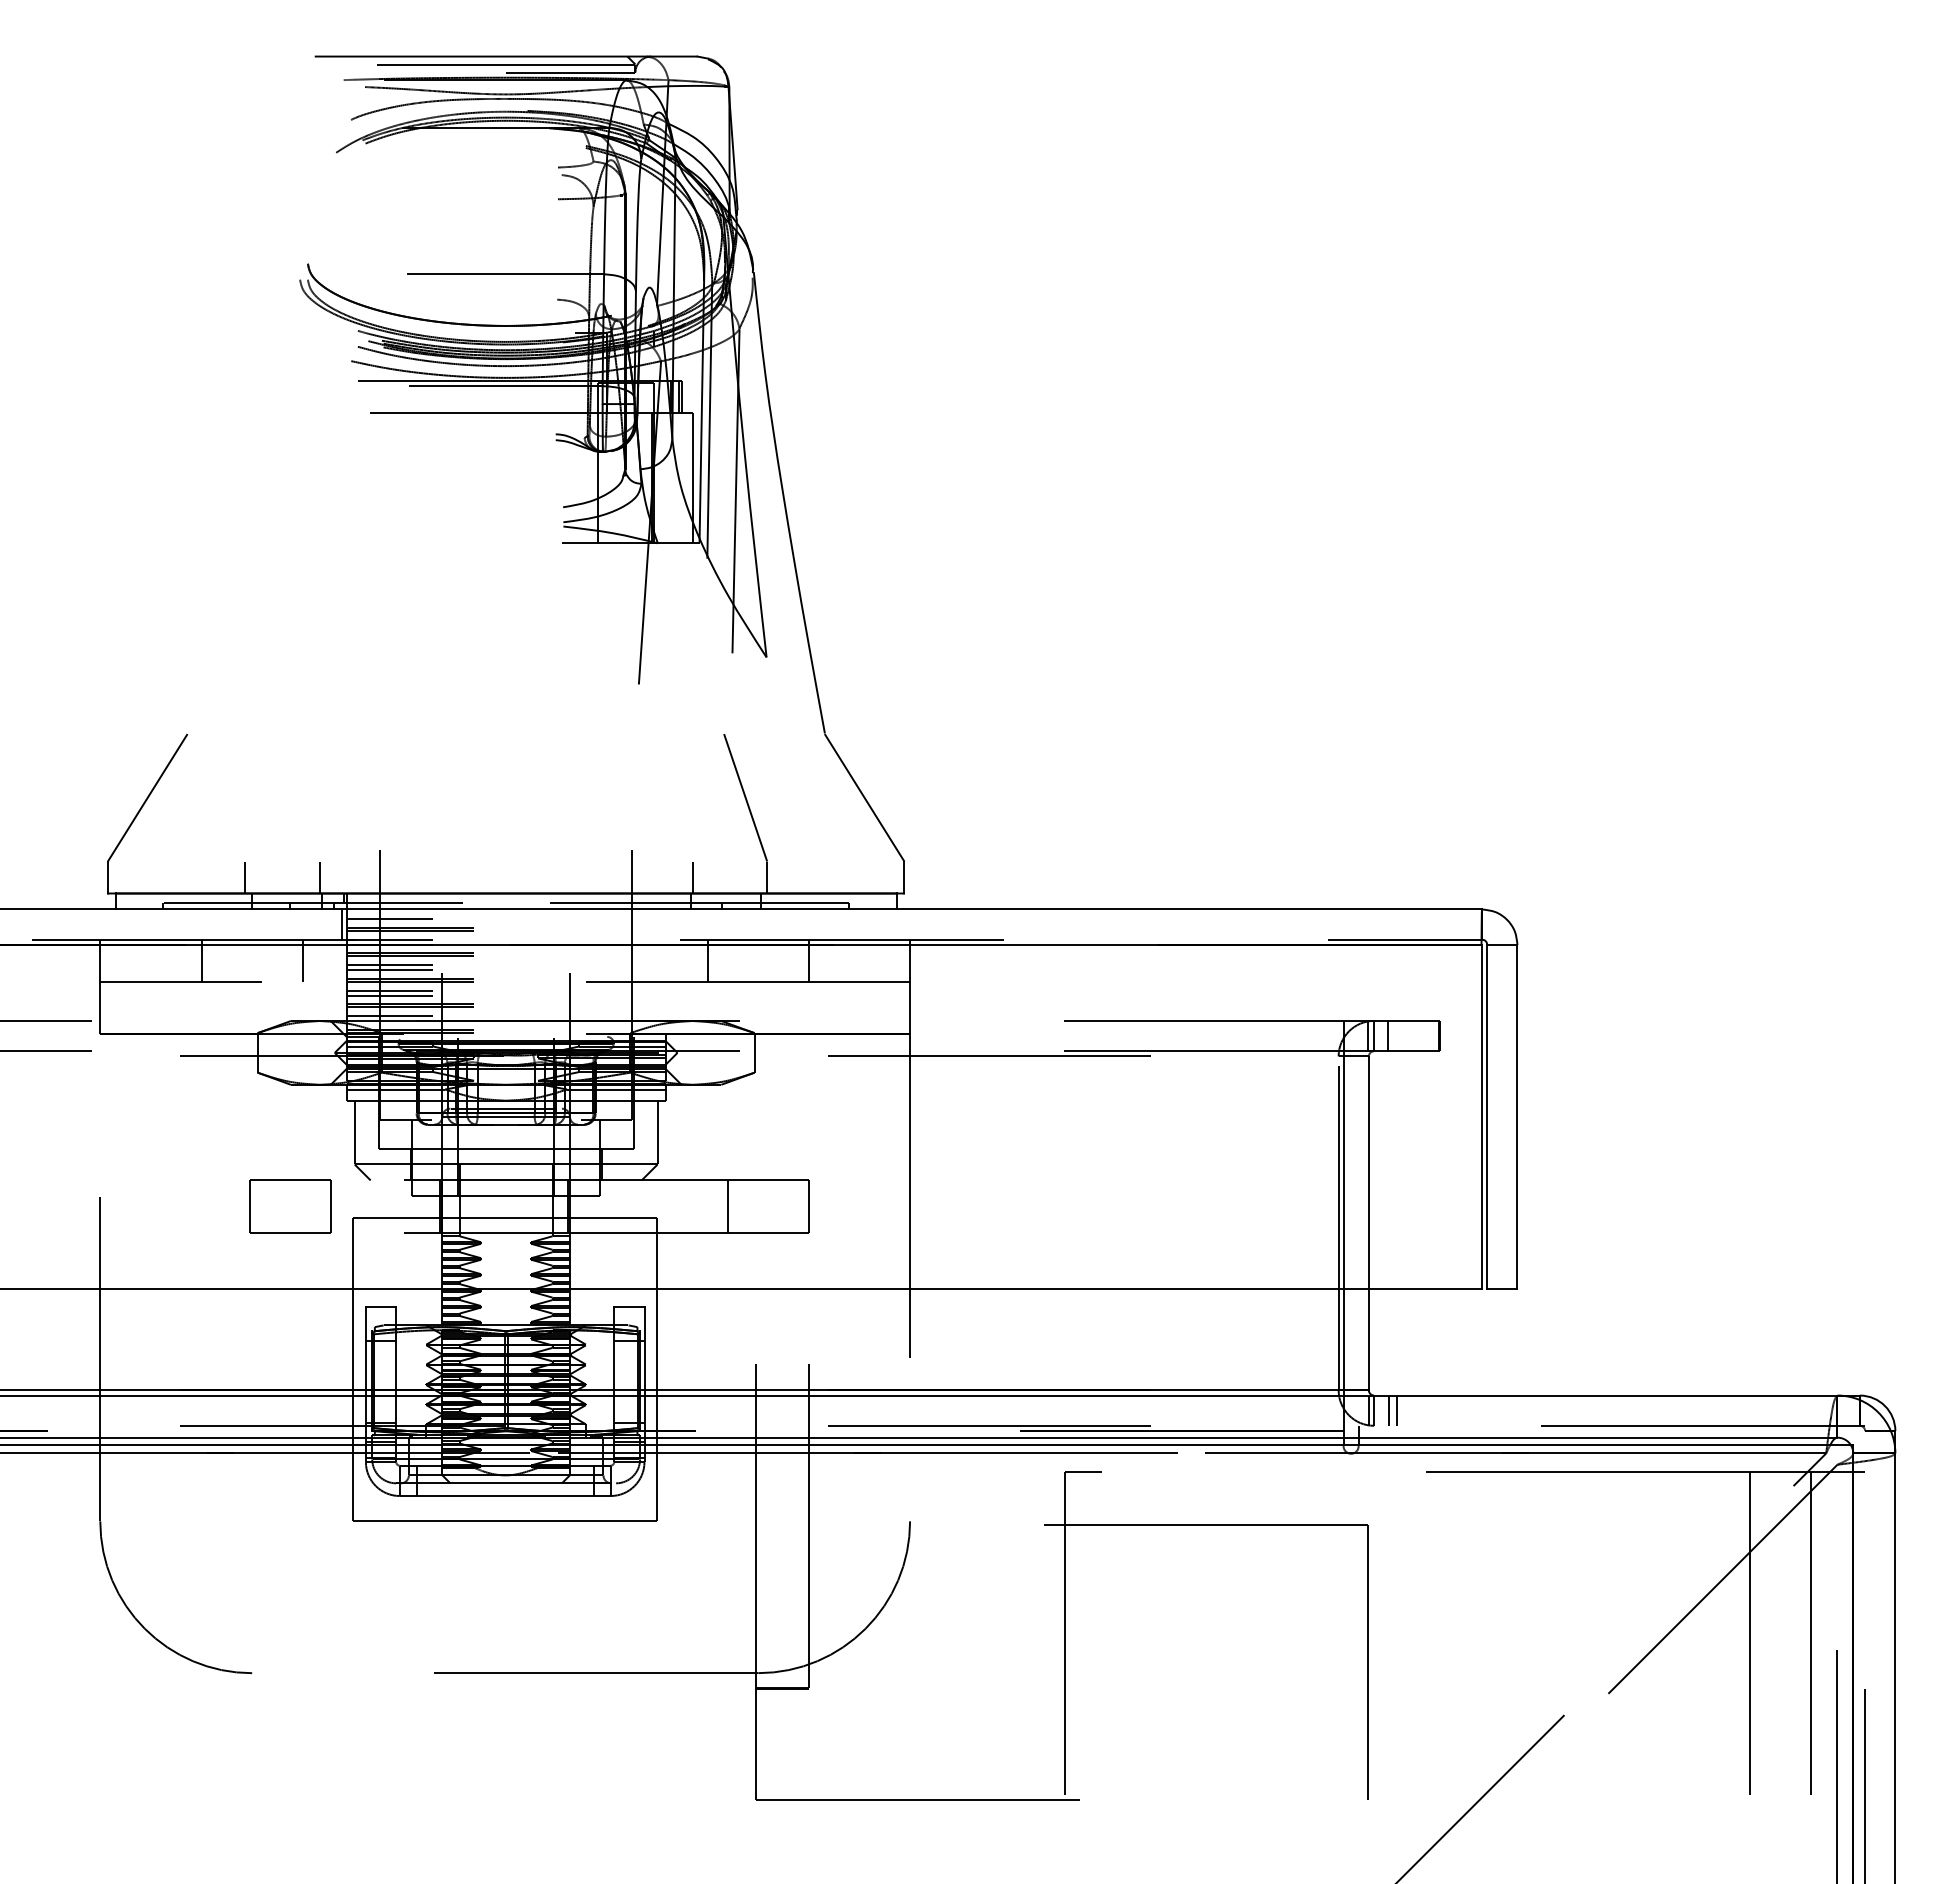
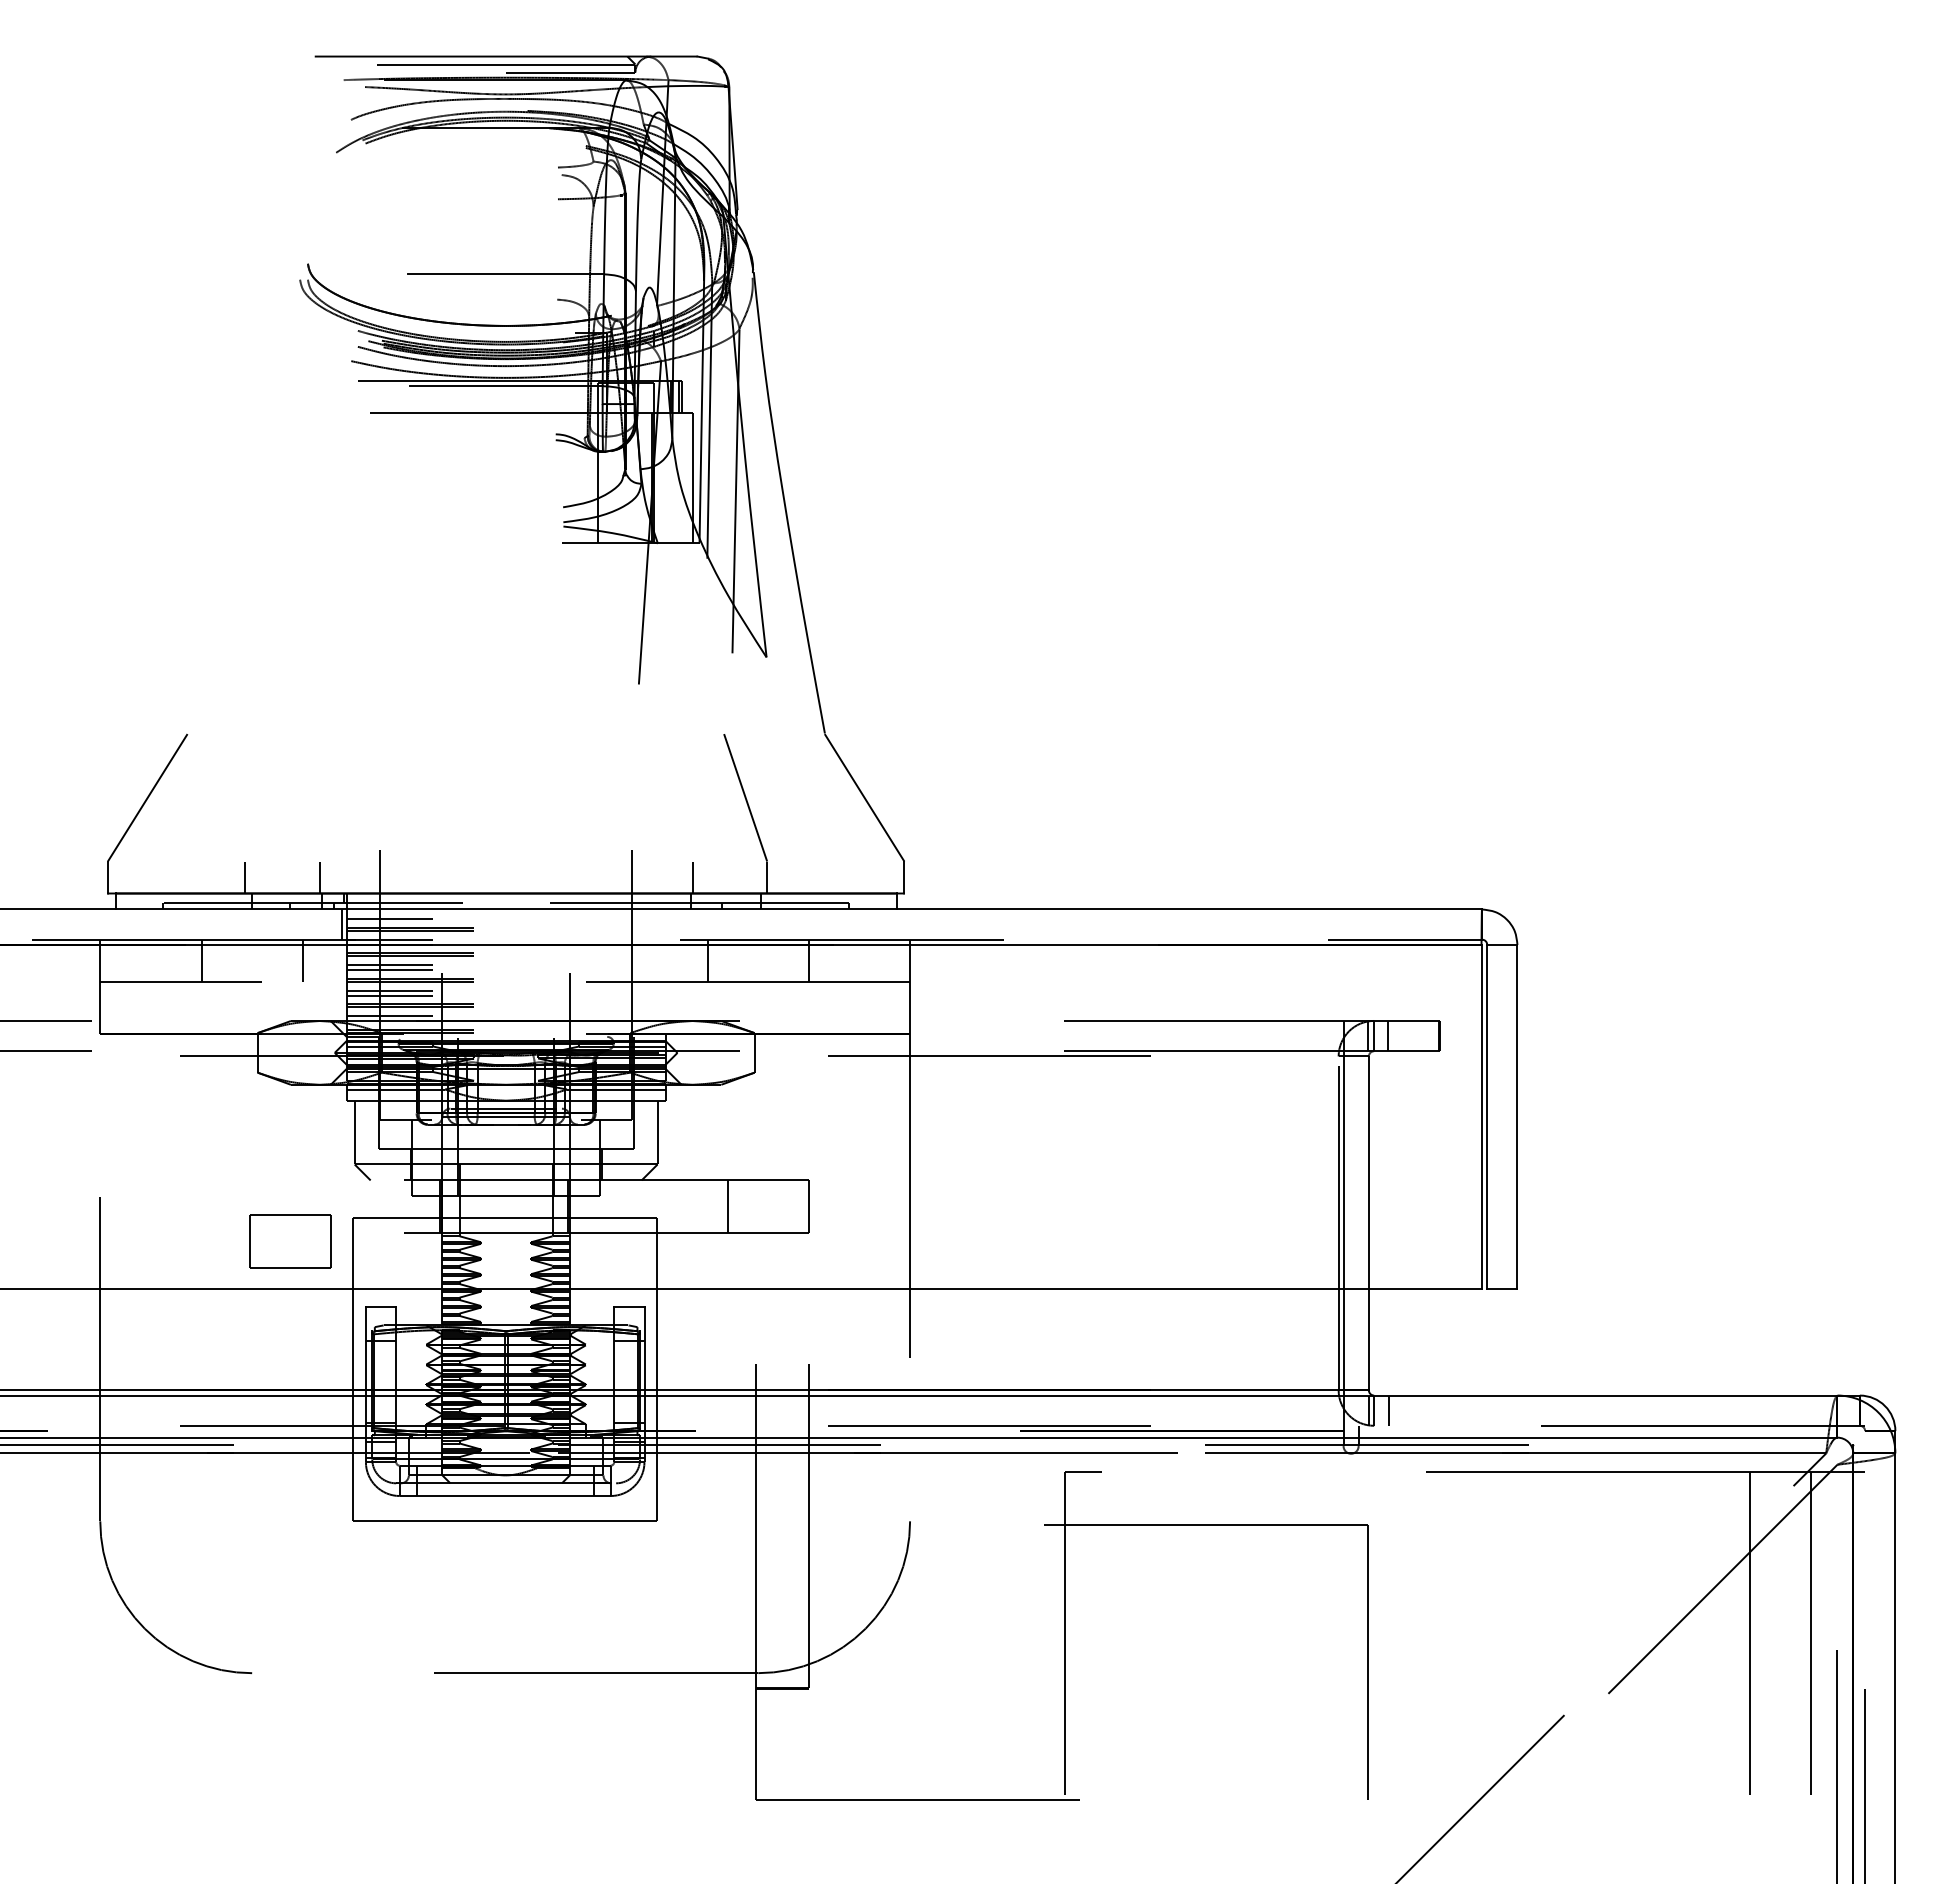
part position: (290, 1206) -> (290, 1241) (290, 1241)
line: present -> none (1396, 1410)
line: solid -> dashed (927, 1444)
